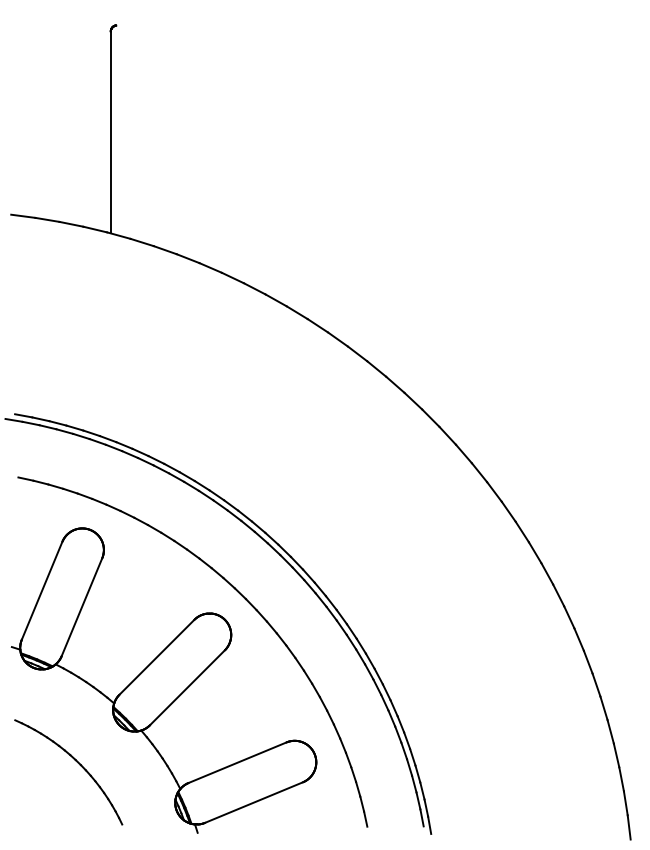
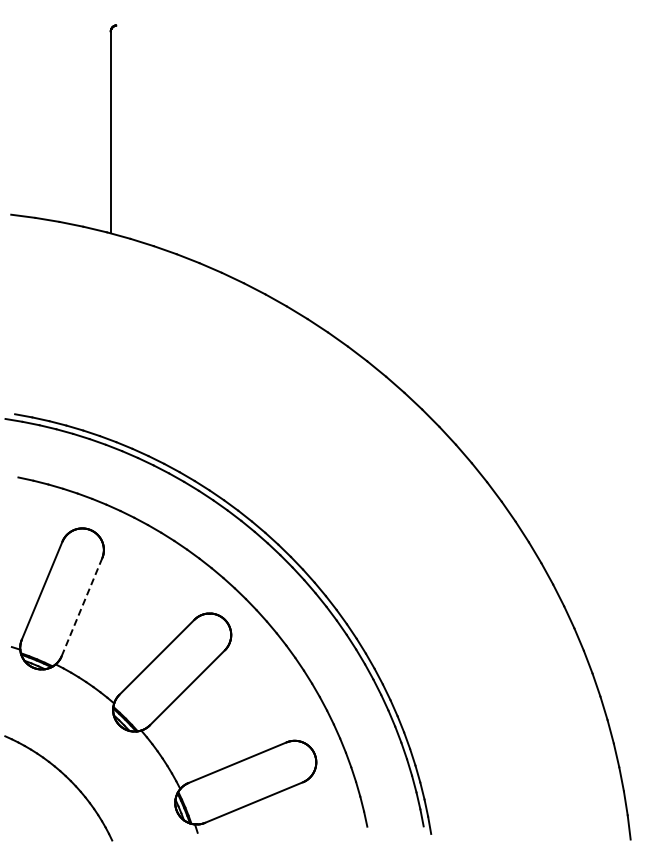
line: solid -> dashed (81, 607)
part position: (77, 763) -> (67, 779) (67, 779)
